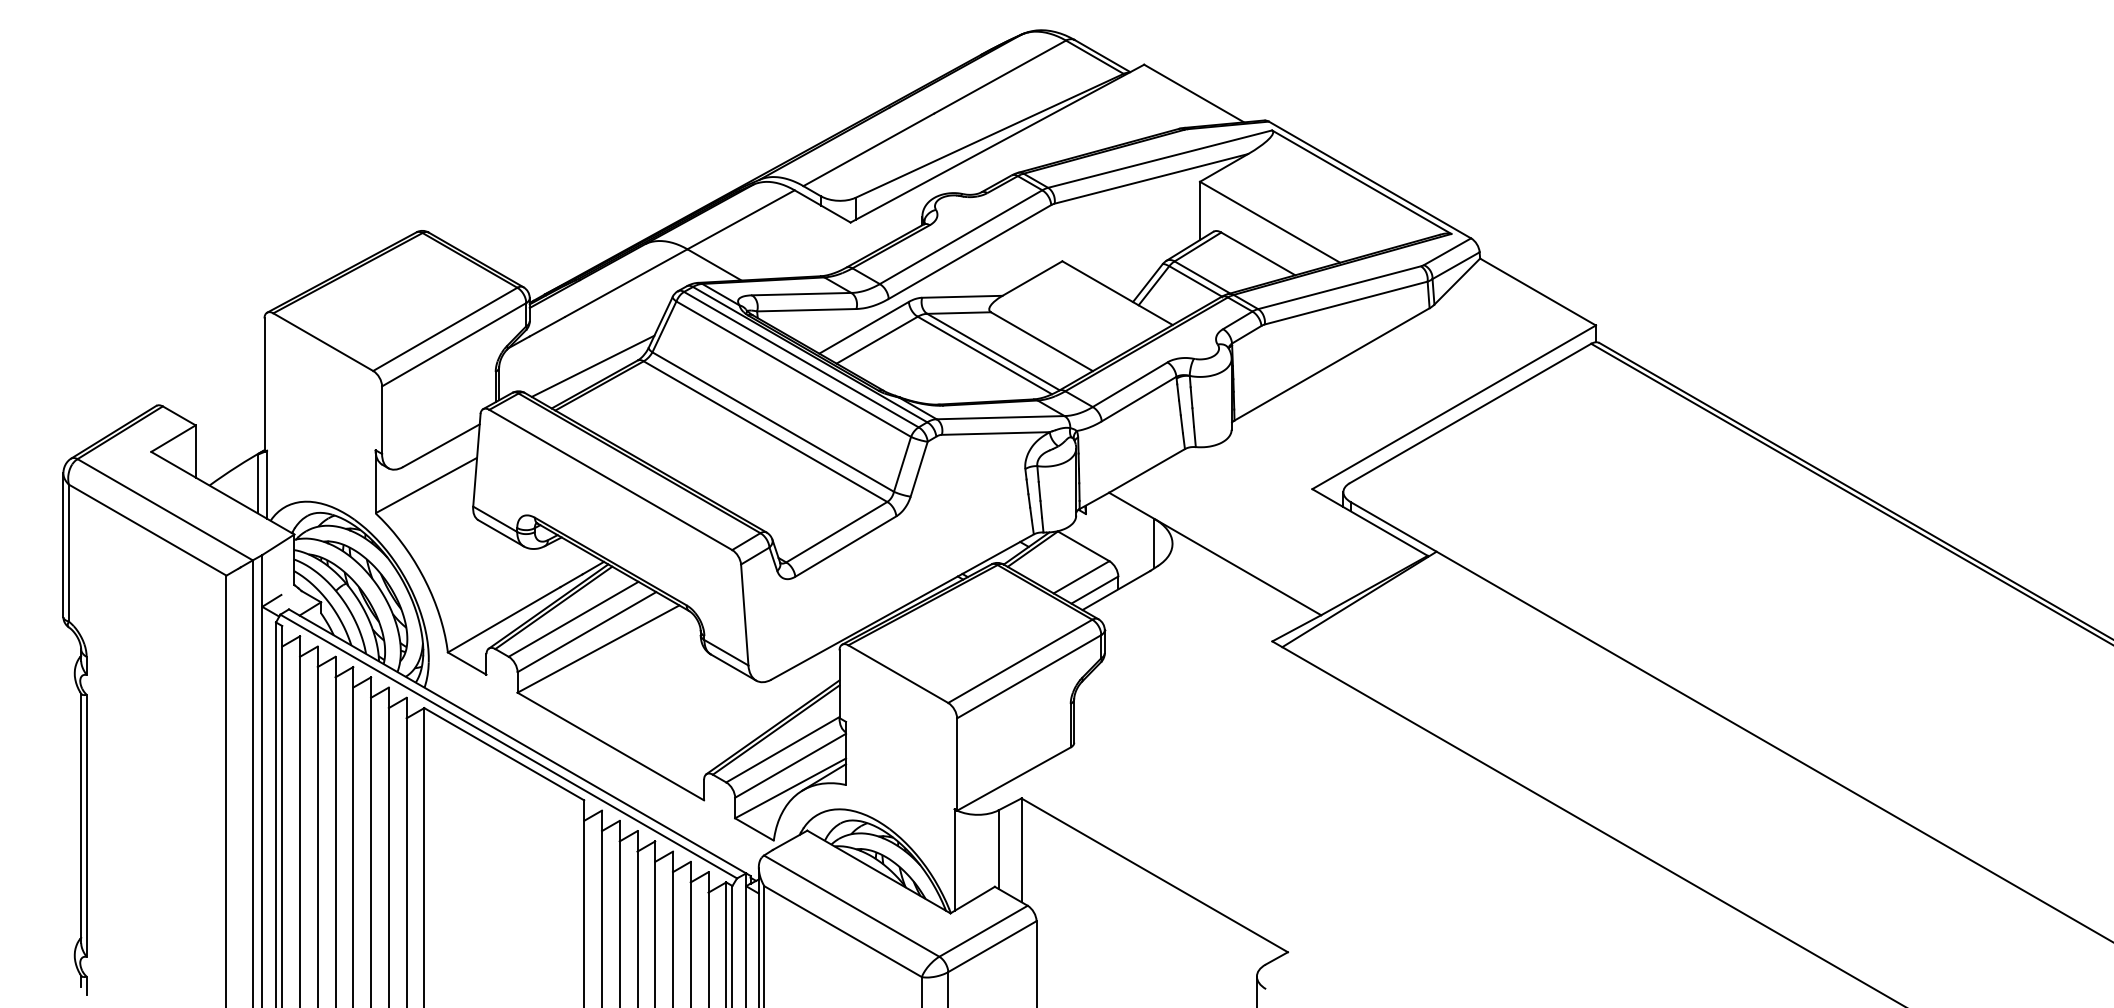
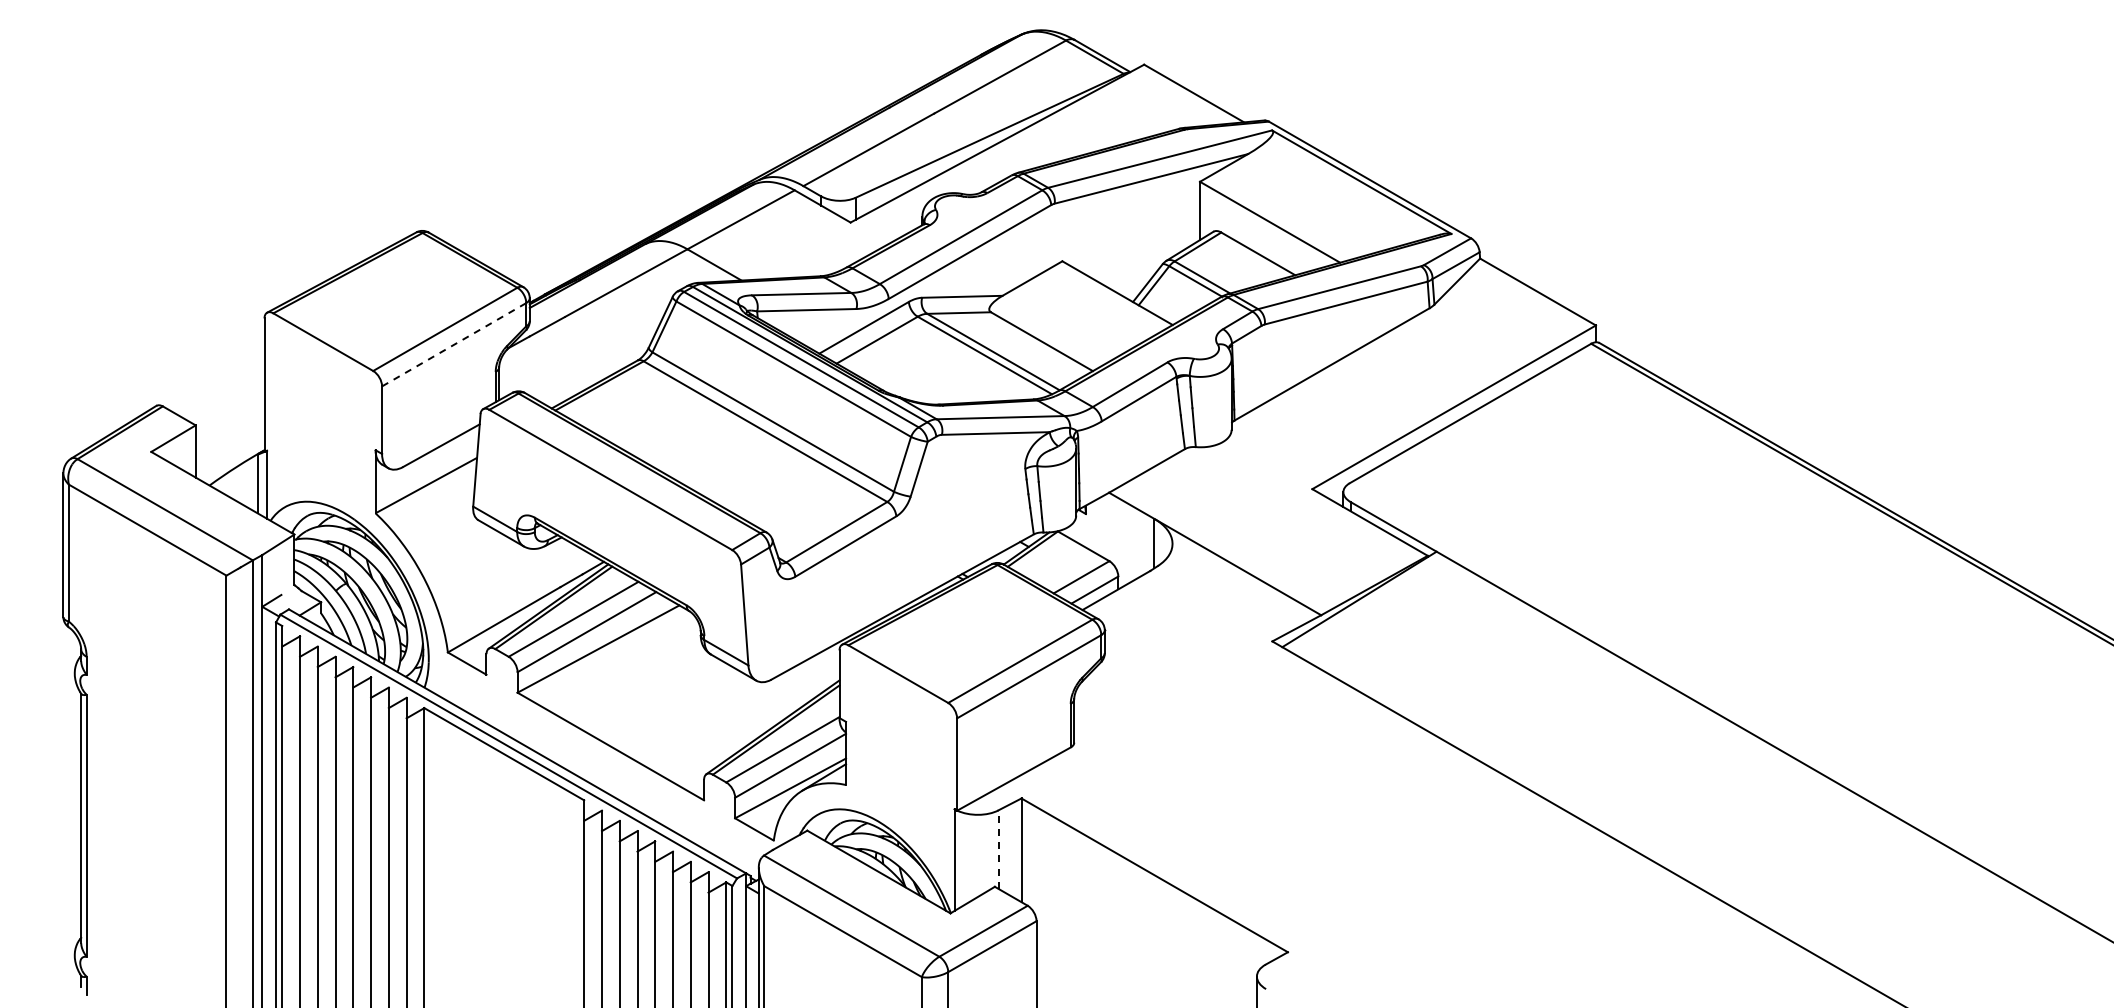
line: solid -> dashed (454, 344)
line: present -> none (592, 365)
line: solid -> dashed (998, 849)
